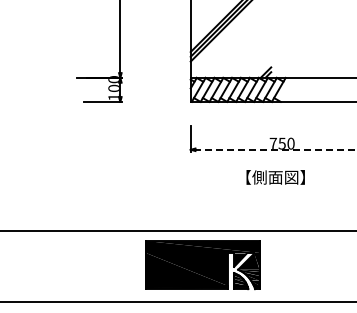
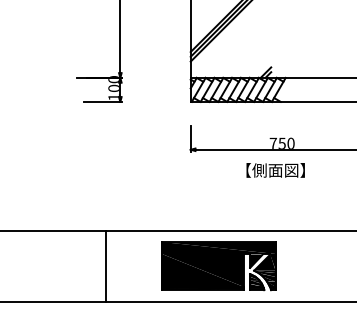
line: dashed -> solid (276, 149)
text position: (275, 177) -> (275, 170) (275, 170)
part position: (202, 265) -> (218, 266) (218, 266)
line: none -> present (106, 266)
